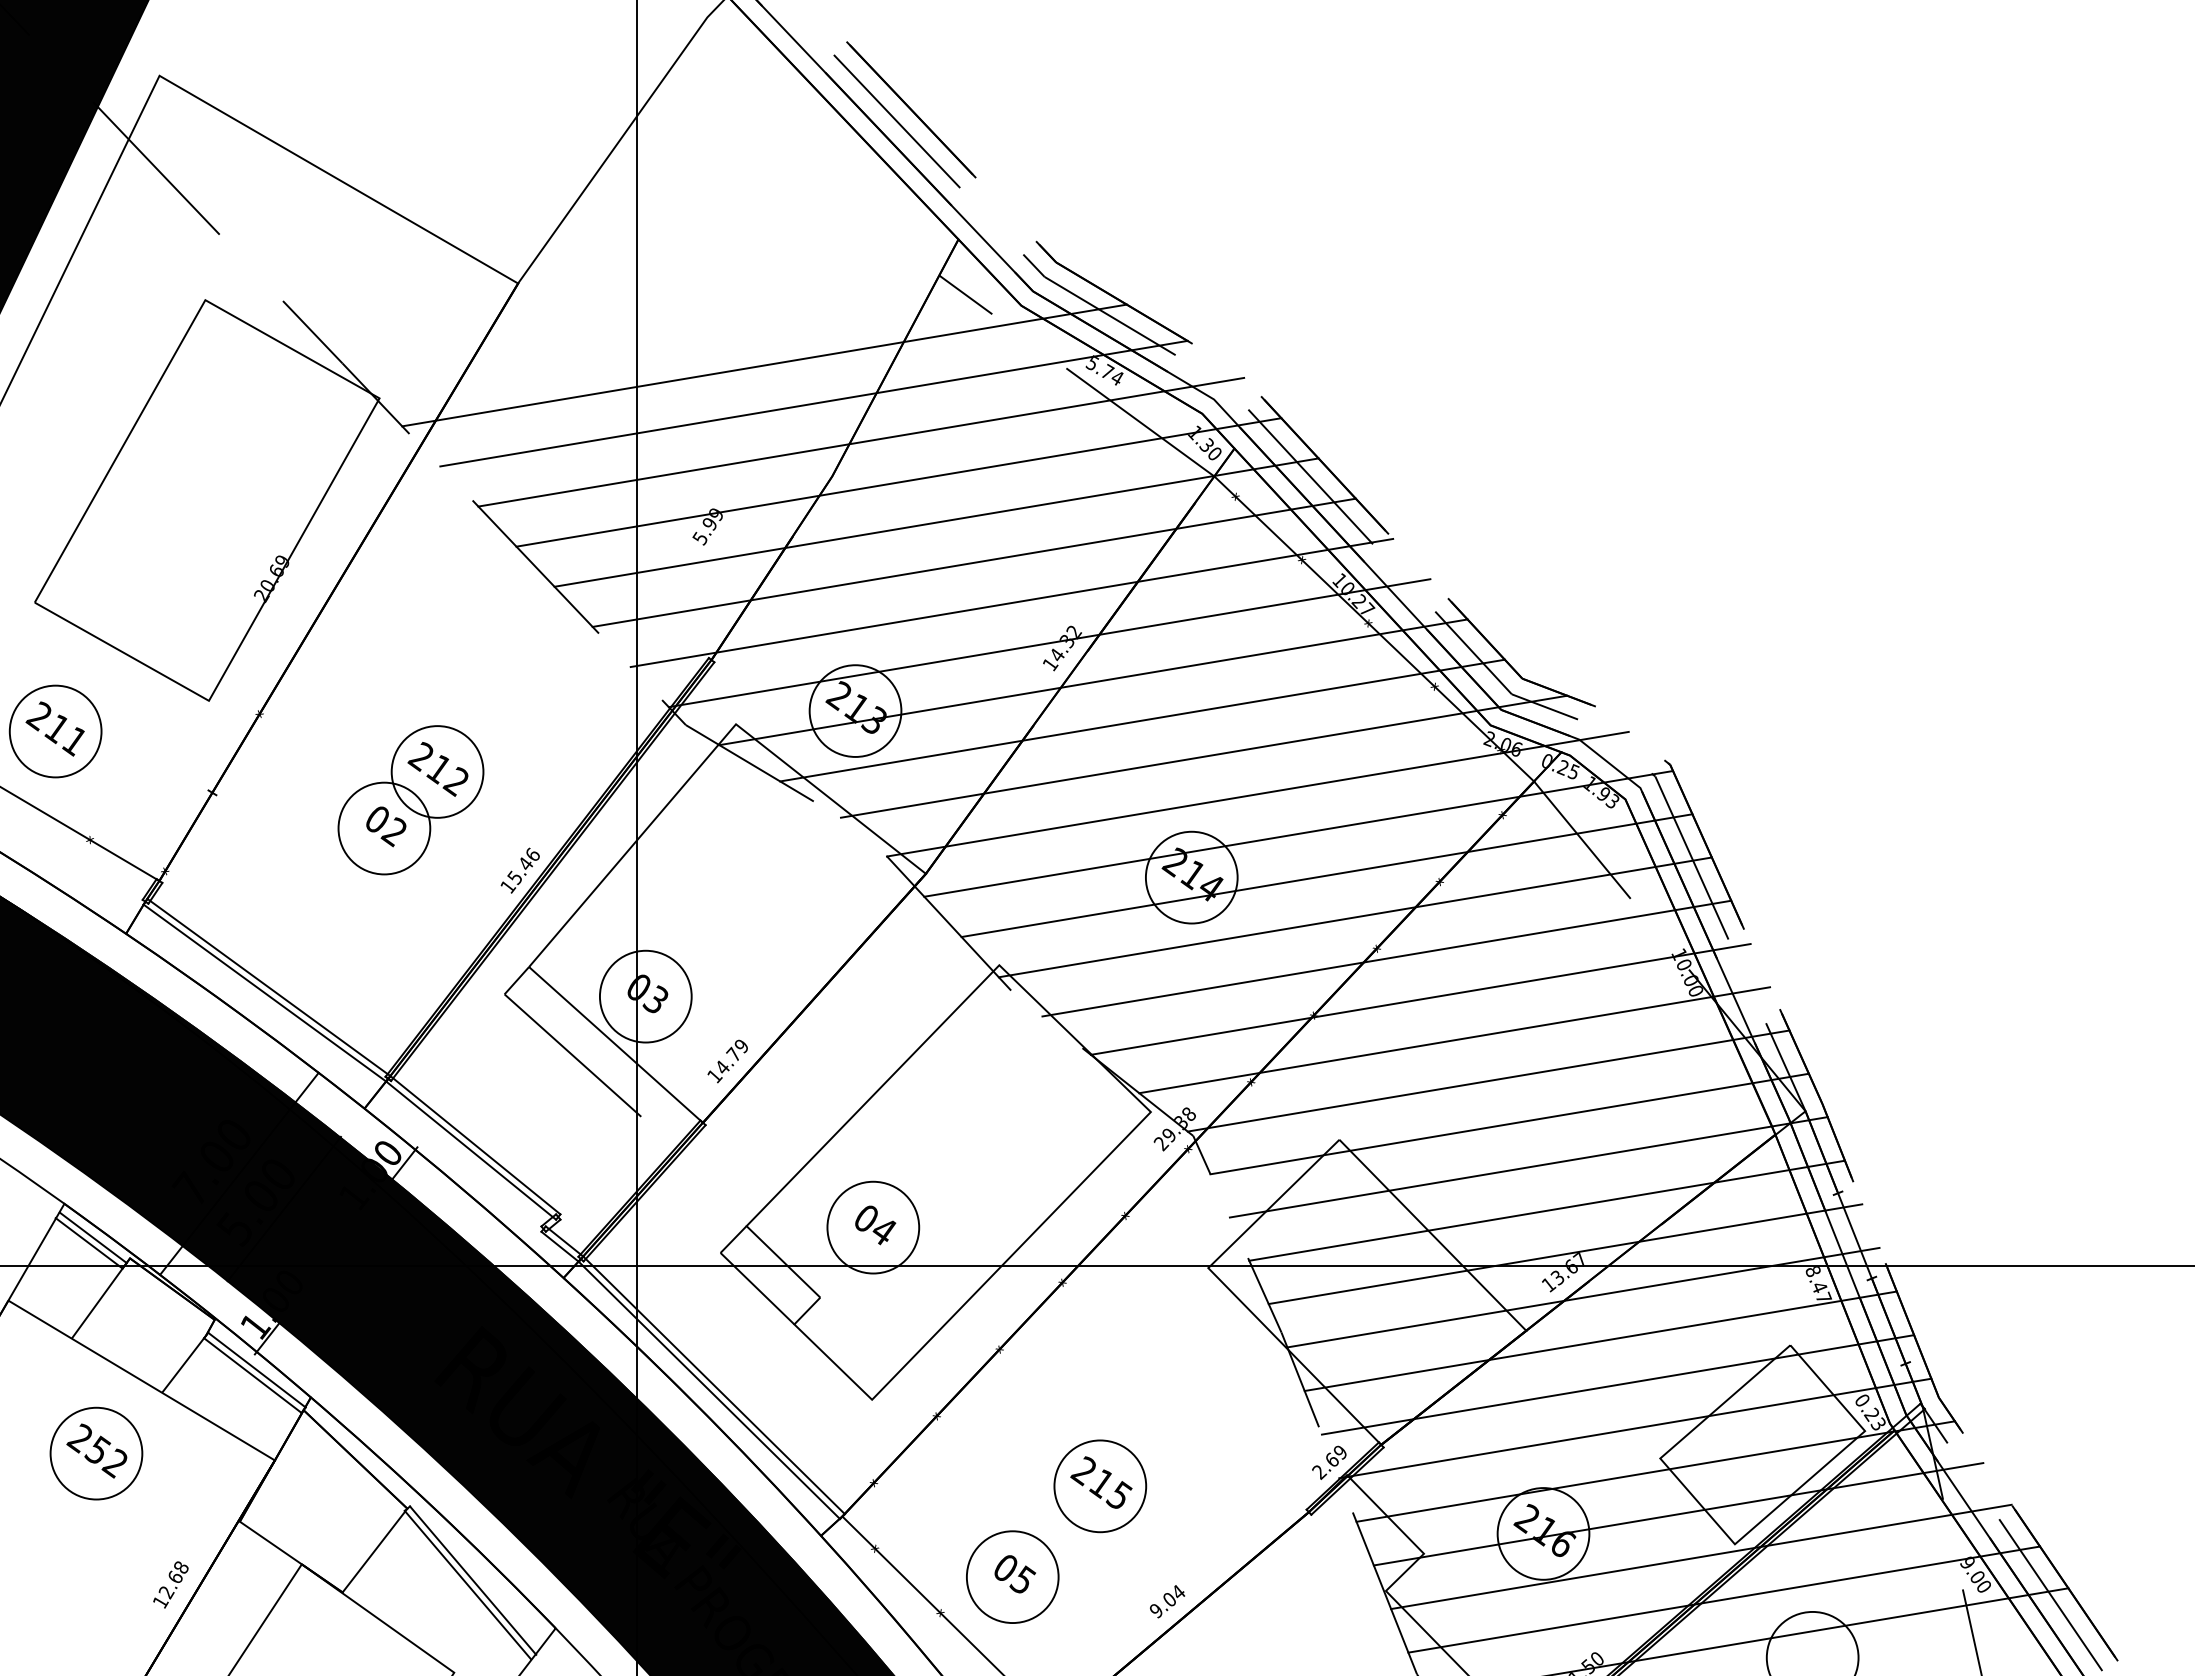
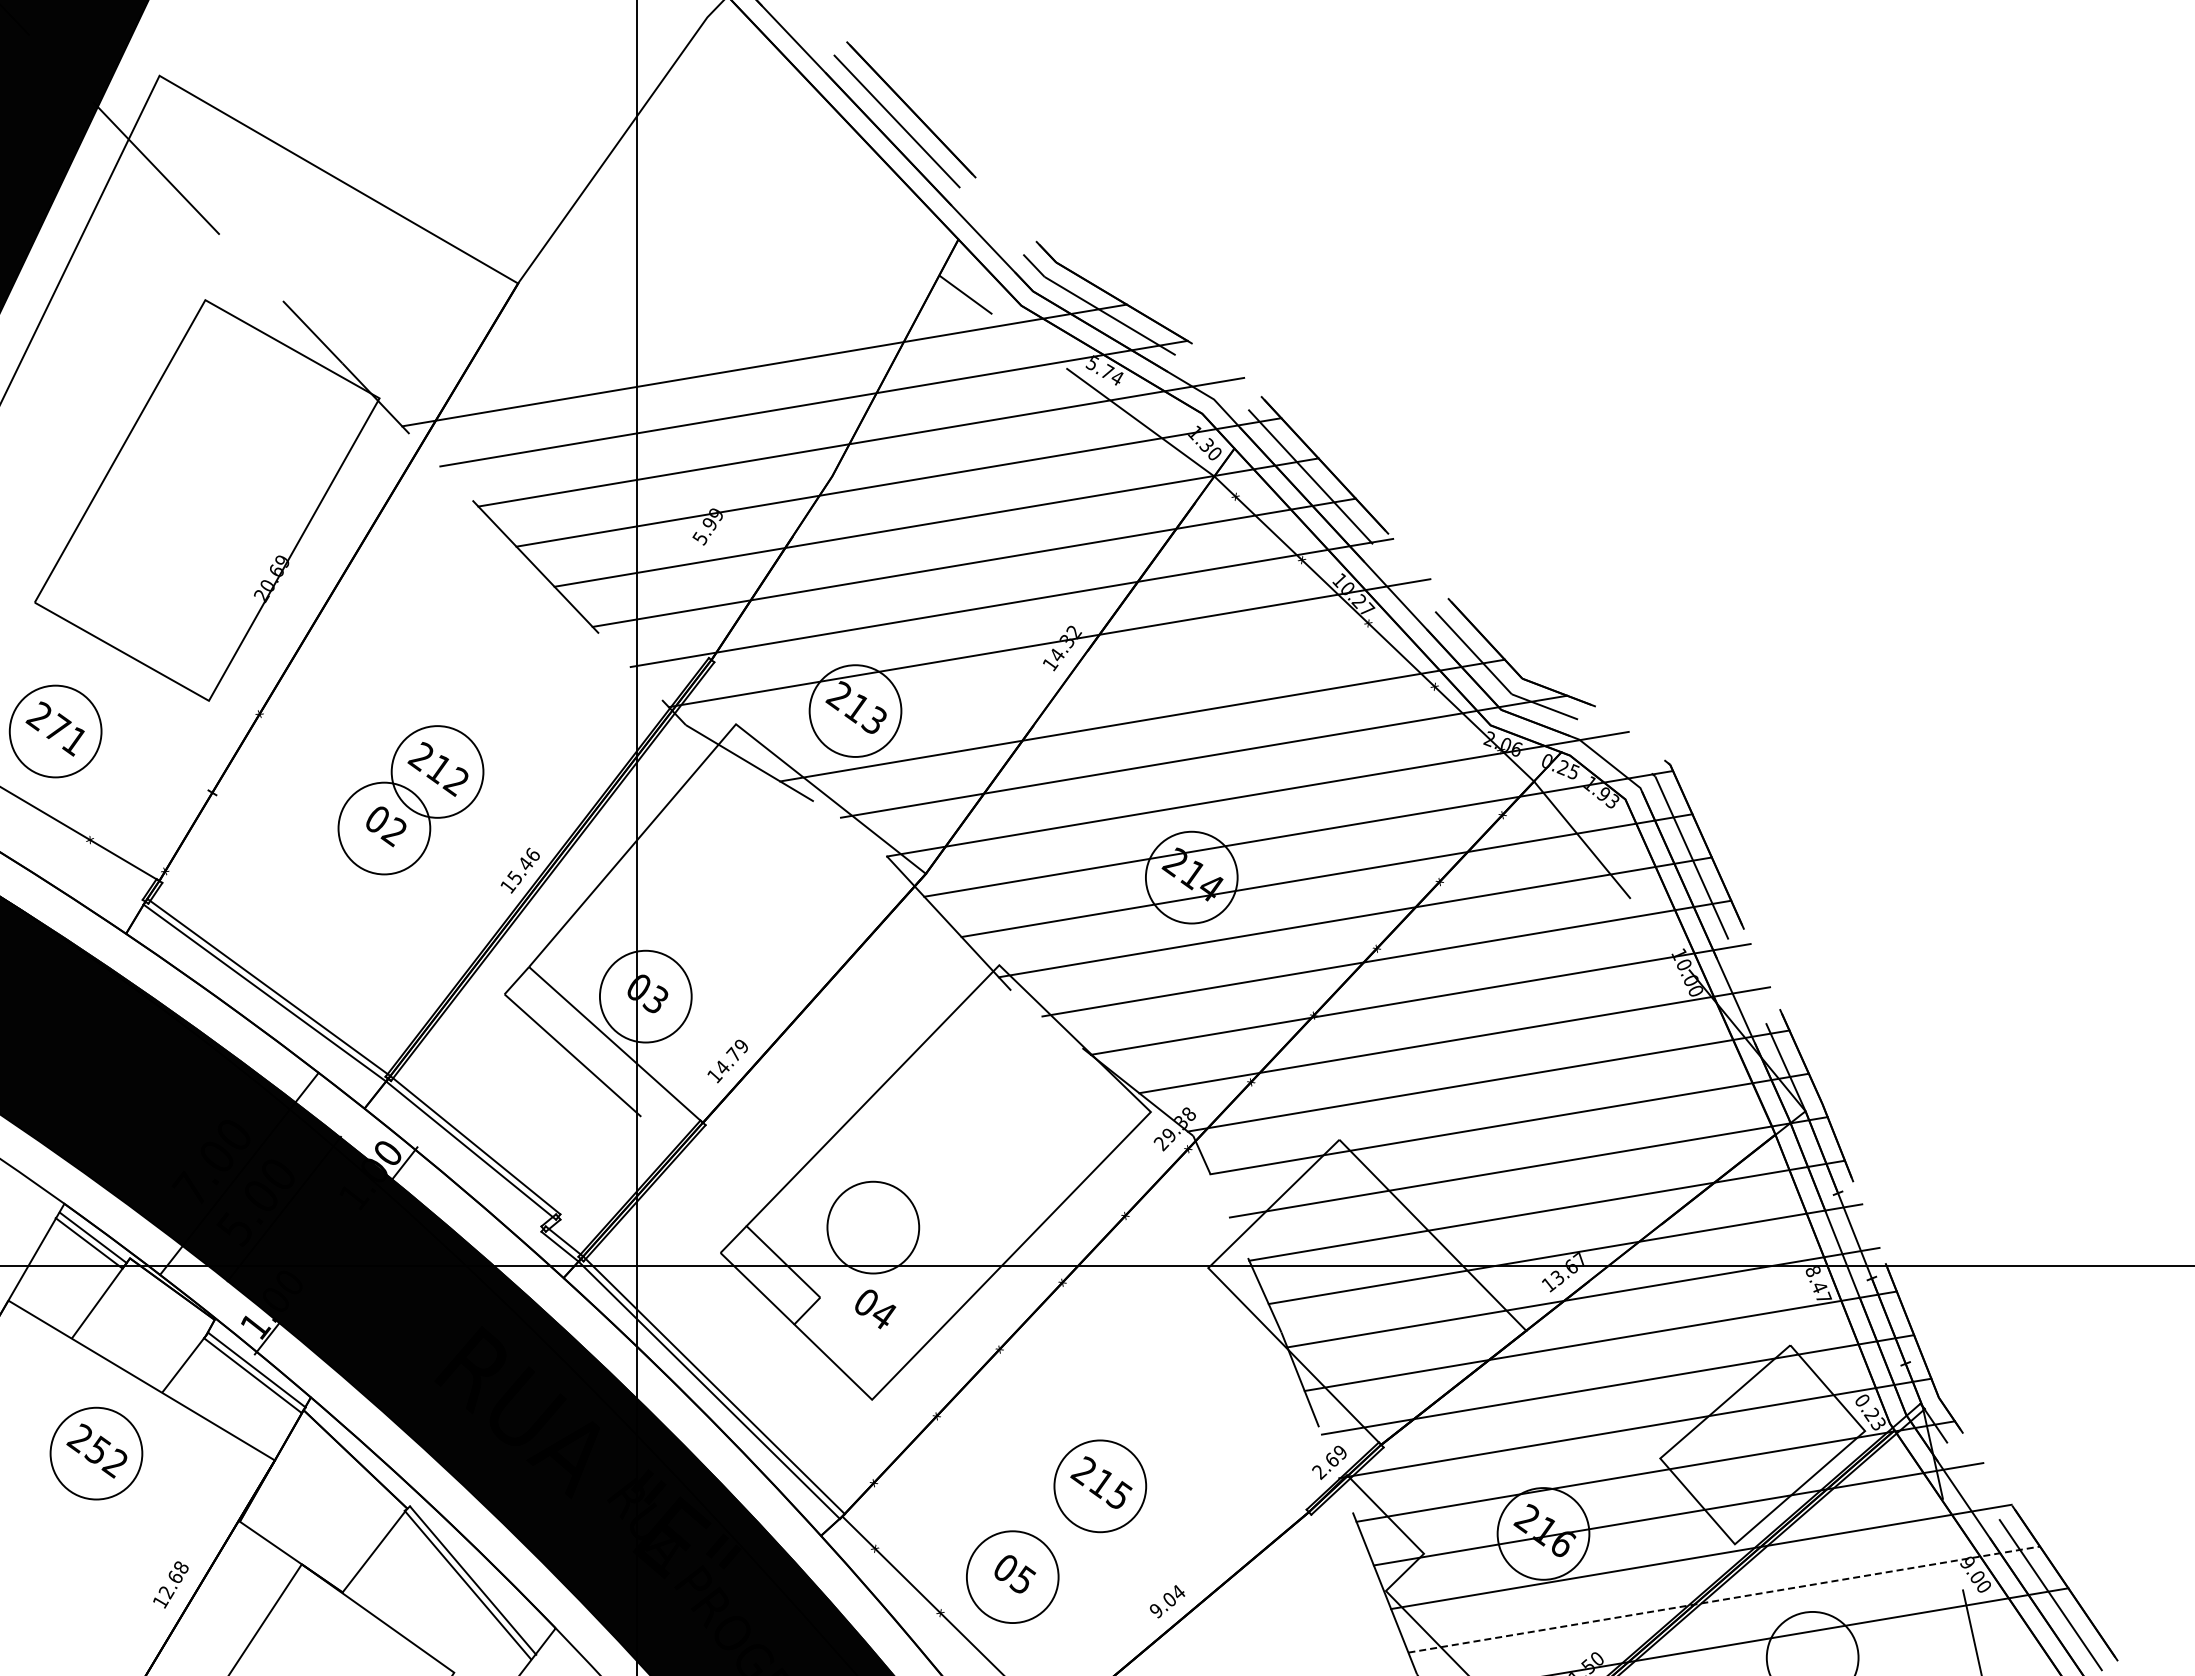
line: present -> none (1093, 682)
text: 211 -> 271 (57, 728)
text position: (875, 1225) -> (875, 1309) (875, 1309)
line: solid -> dashed (1724, 1599)
